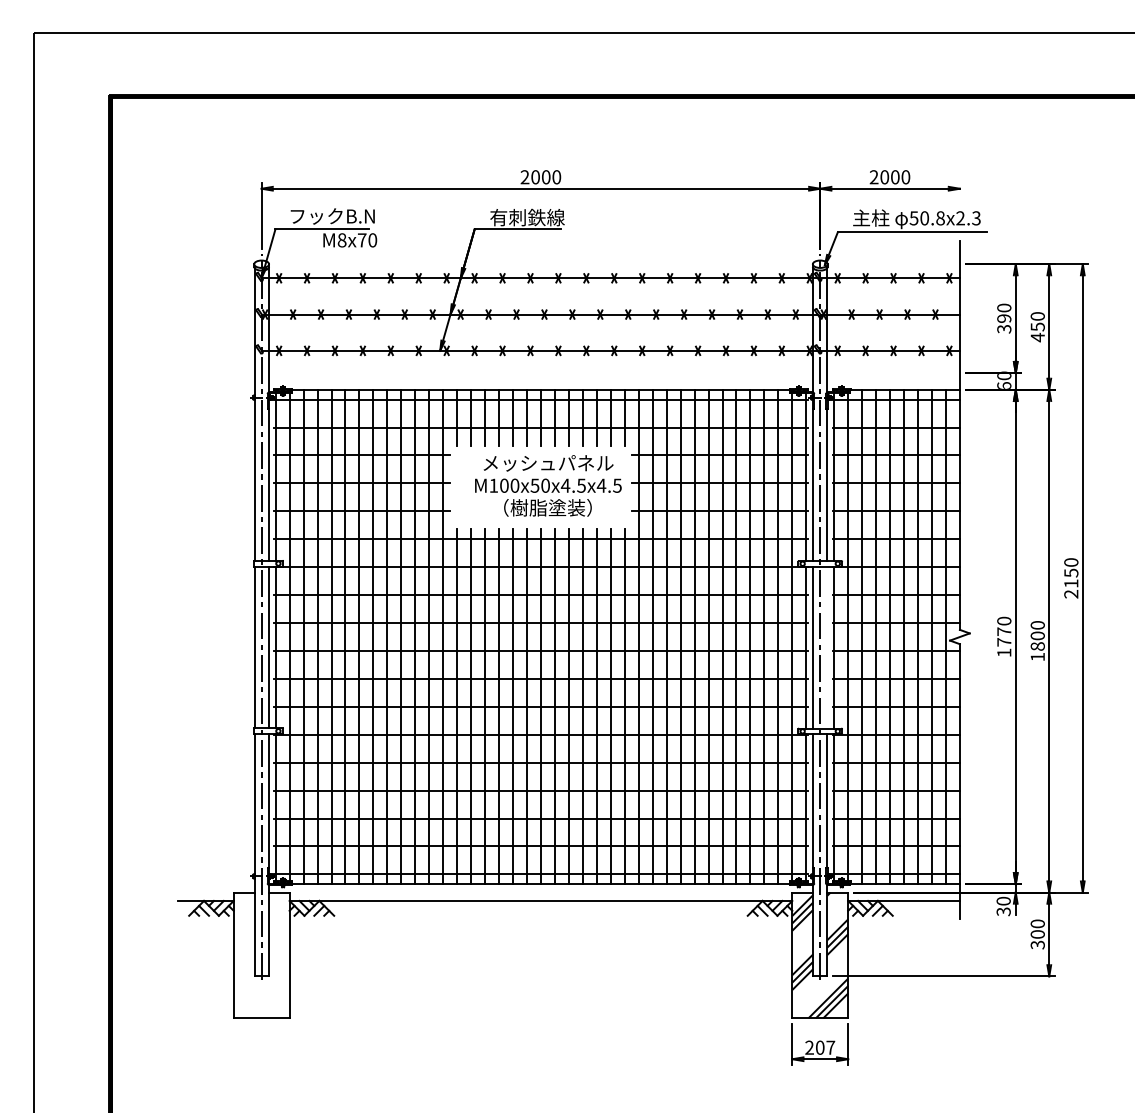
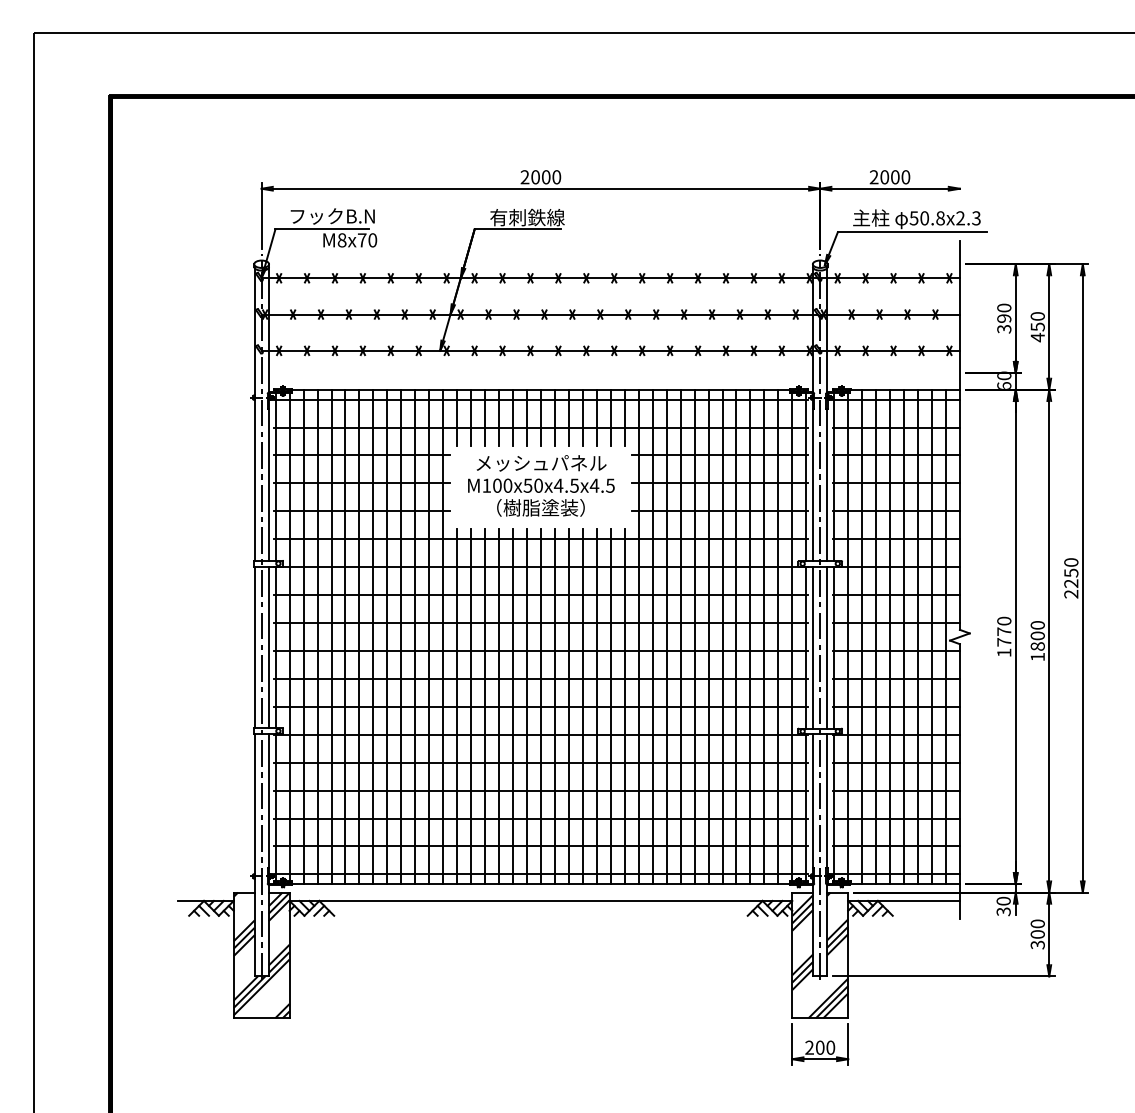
text position: (548, 485) -> (541, 485) (541, 485)
text: 2150 -> 2250 (1071, 583)
line: none -> present (827, 647)
hatch: none -> present (261, 955)
text: 207 -> 200 (830, 1047)
